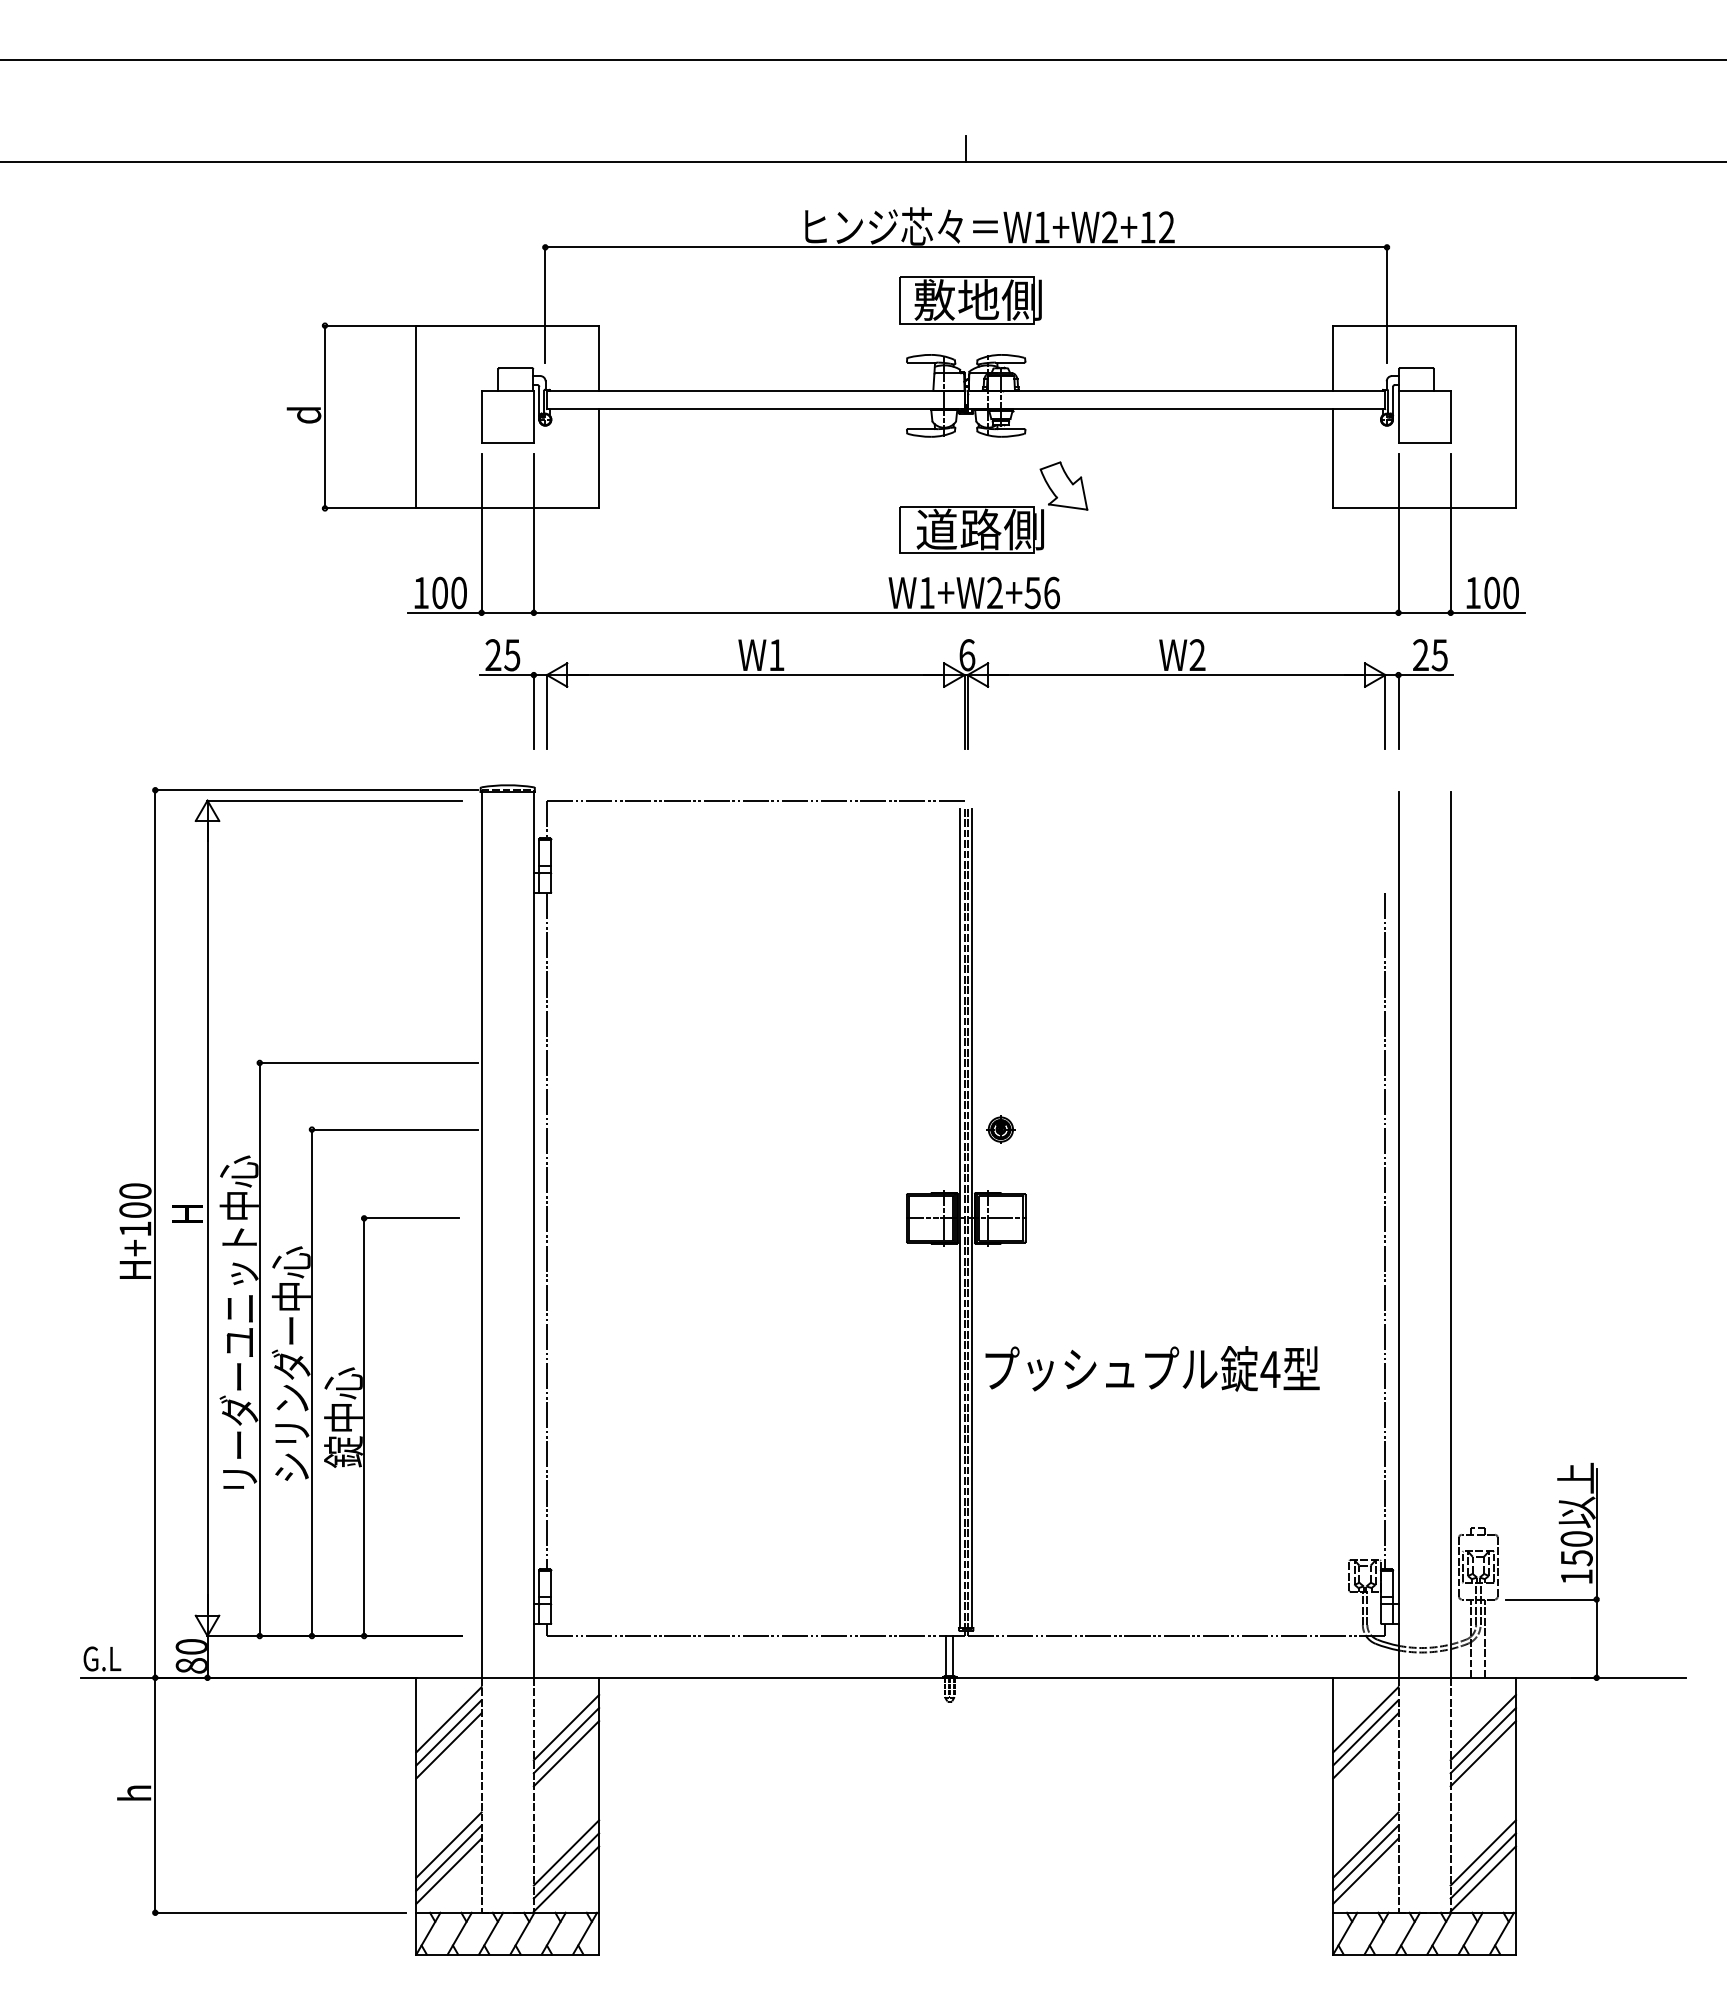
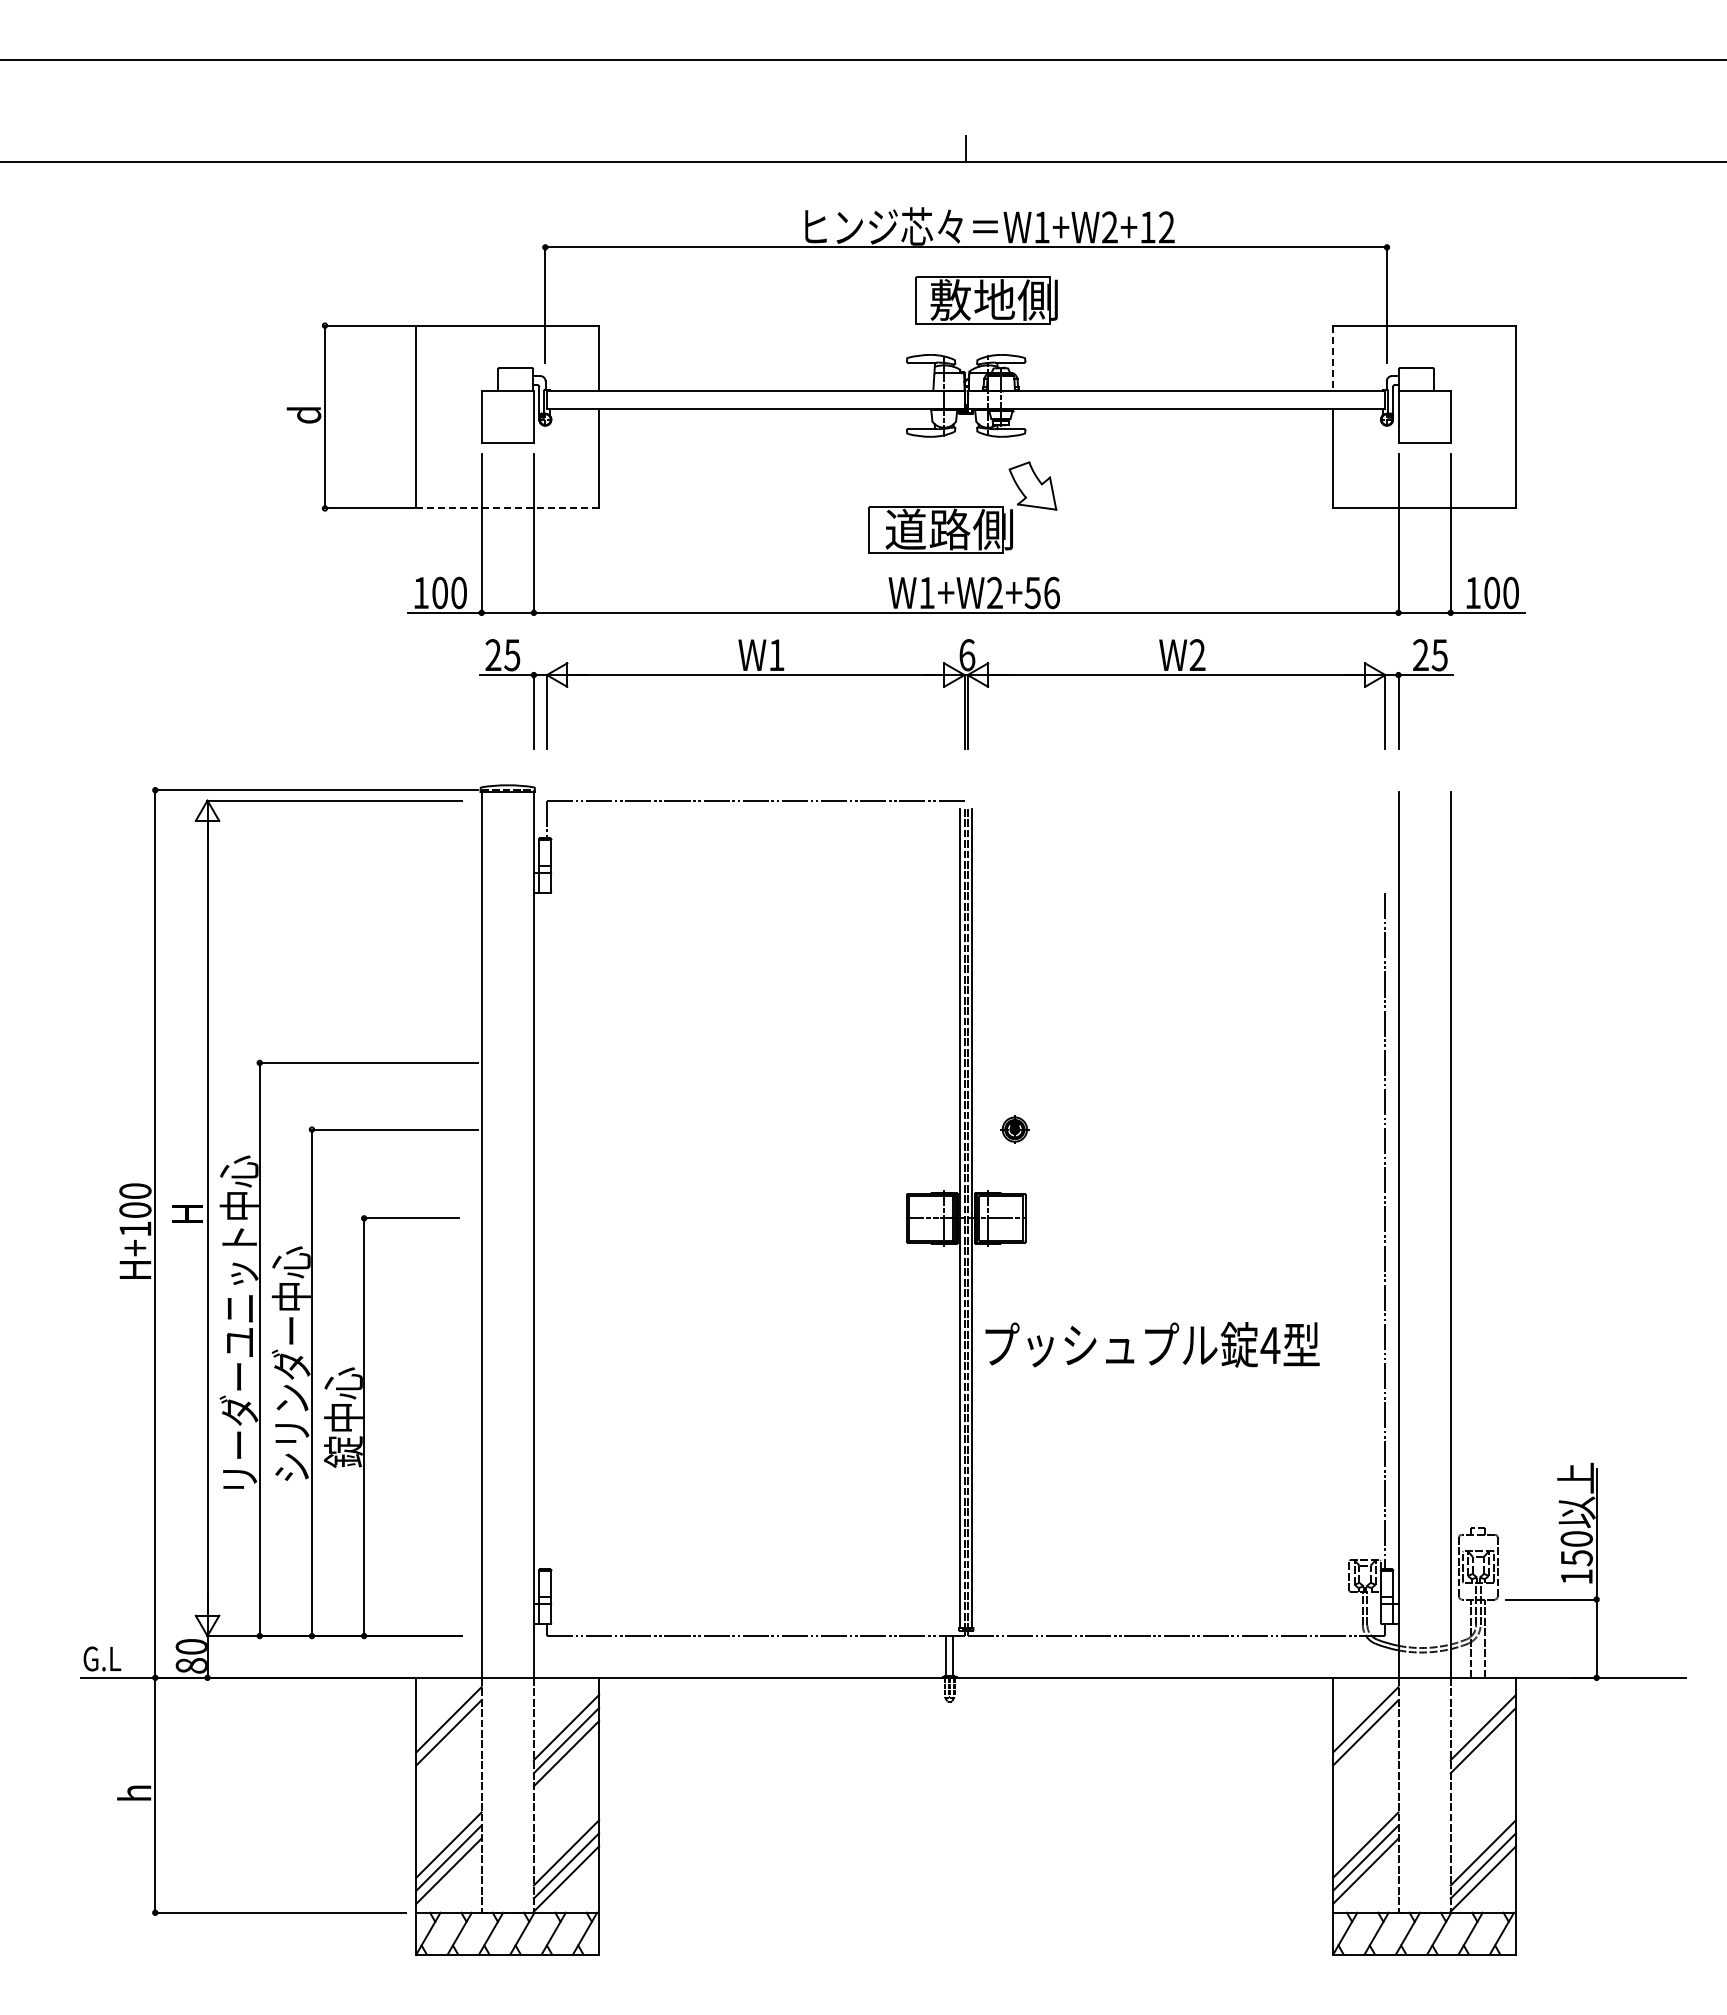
part position: (970, 300) -> (986, 300) (986, 300)
line: solid -> dashed (1333, 358)
part position: (993, 507) -> (962, 507) (962, 507)
line: solid -> dashed (507, 508)
part position: (1000, 1129) -> (1014, 1129) (1014, 1129)
line: present -> none (546, 1231)
text position: (1152, 1368) -> (1152, 1344) (1152, 1344)
line: present -> none (448, 1745)
line: present -> none (1365, 1745)
line: present -> none (1482, 1753)
